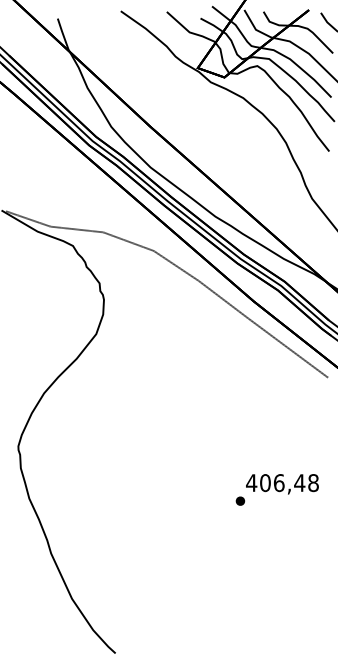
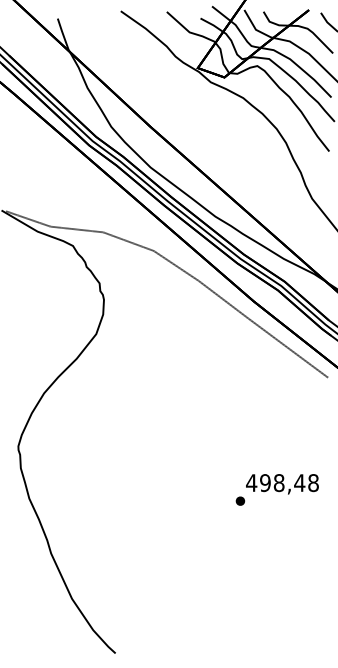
text: 406,48 -> 498,48 (272, 483)
